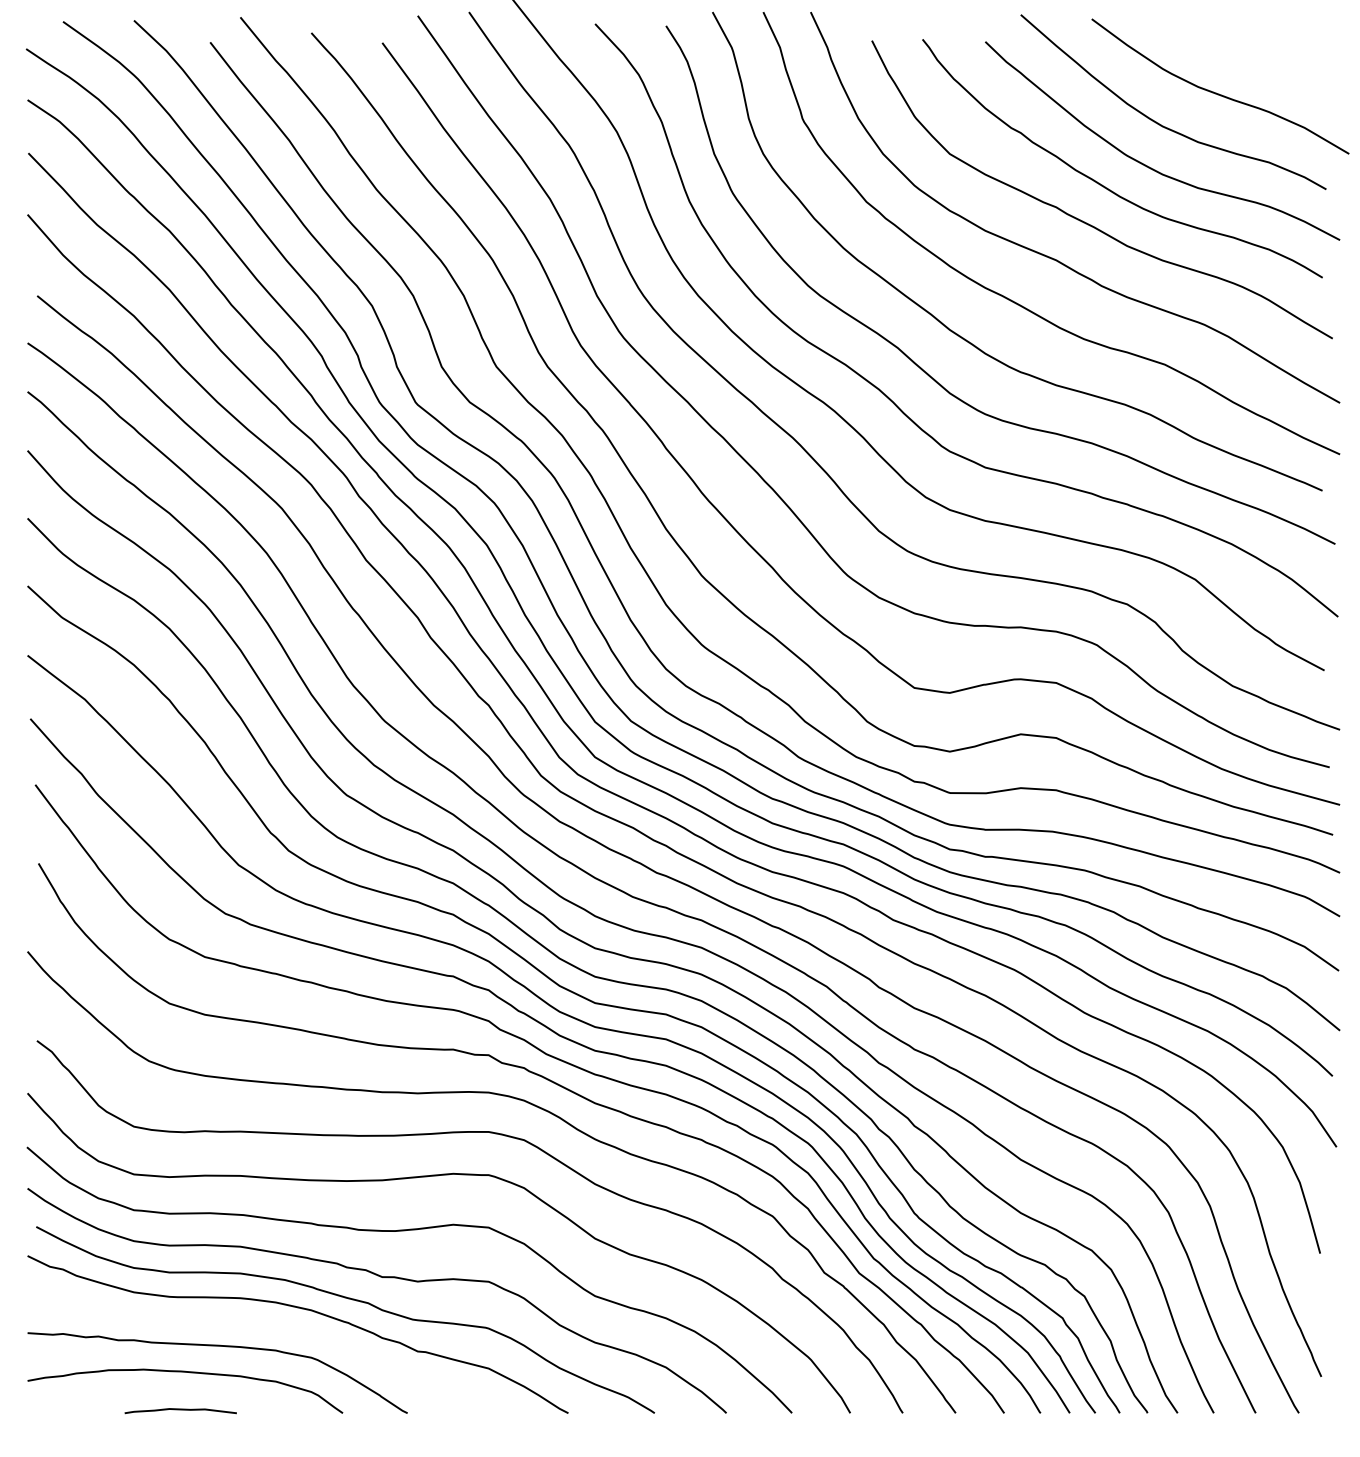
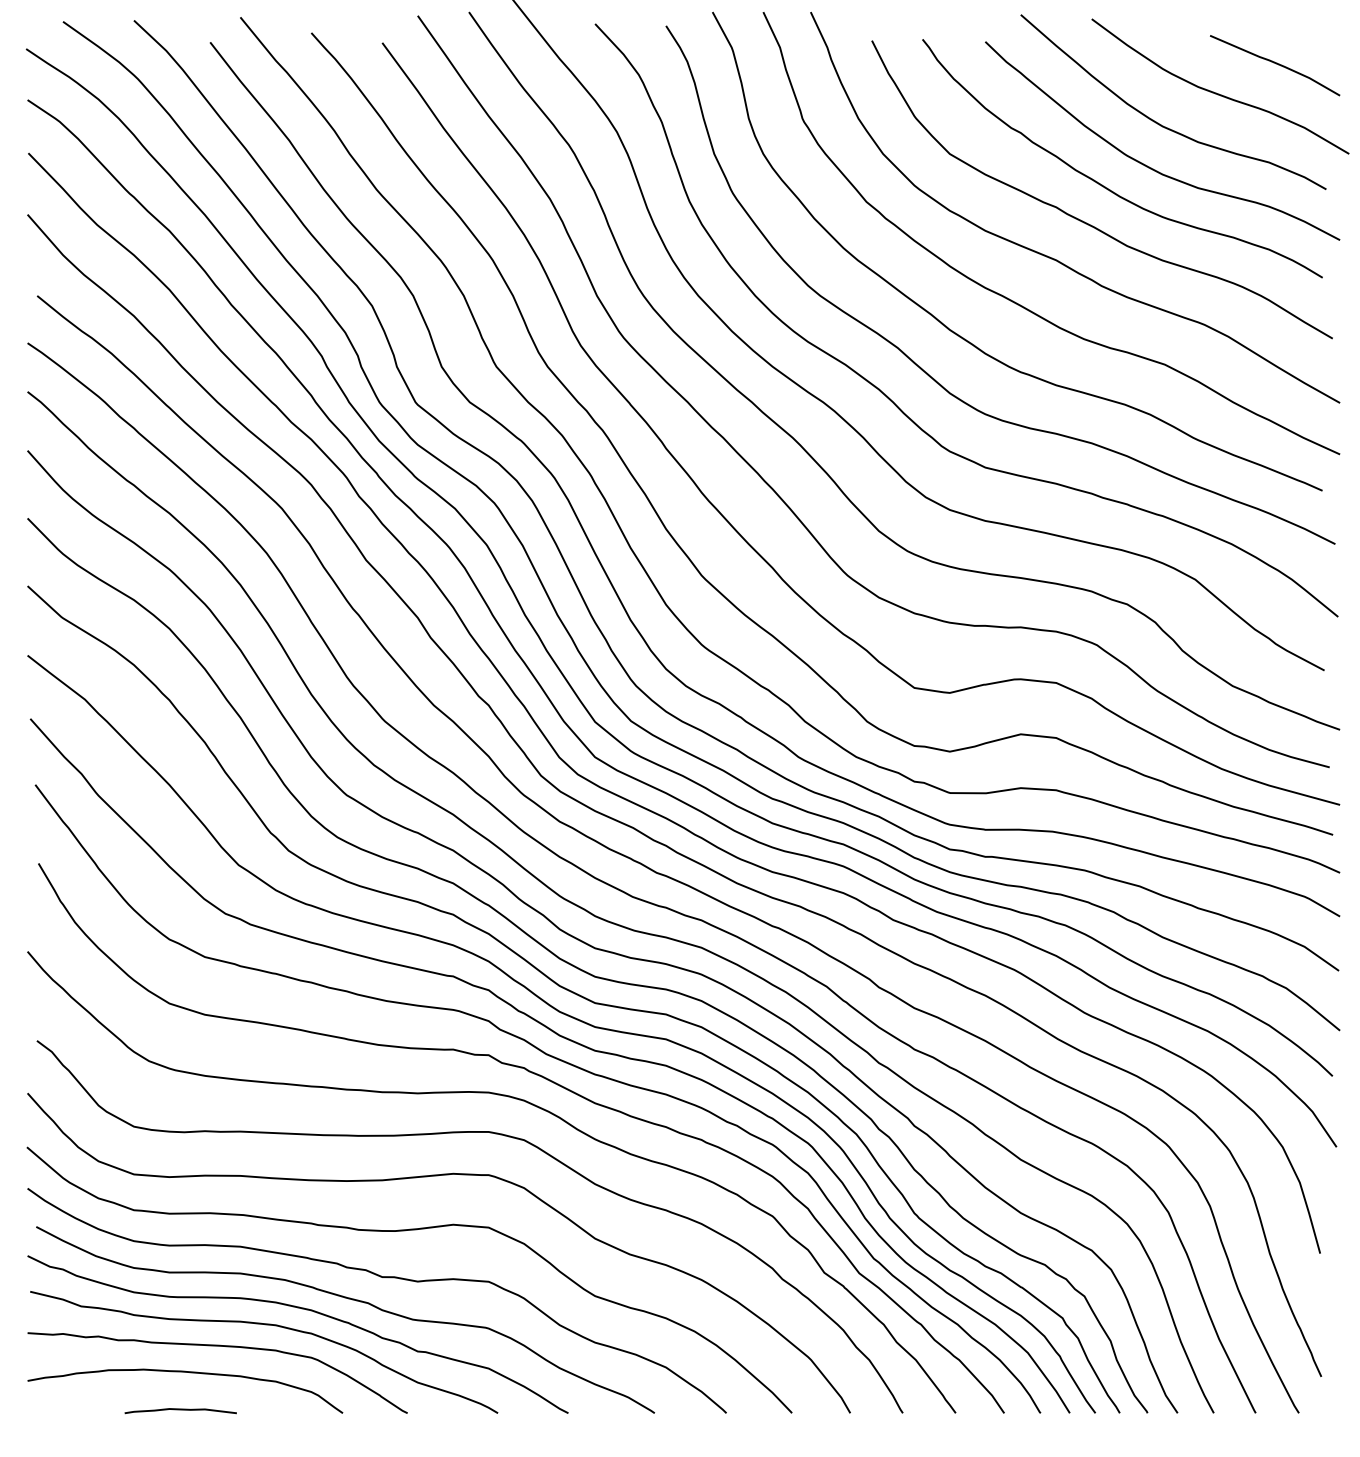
curve: none -> present (1276, 64)
curve: none -> present (265, 1325)
